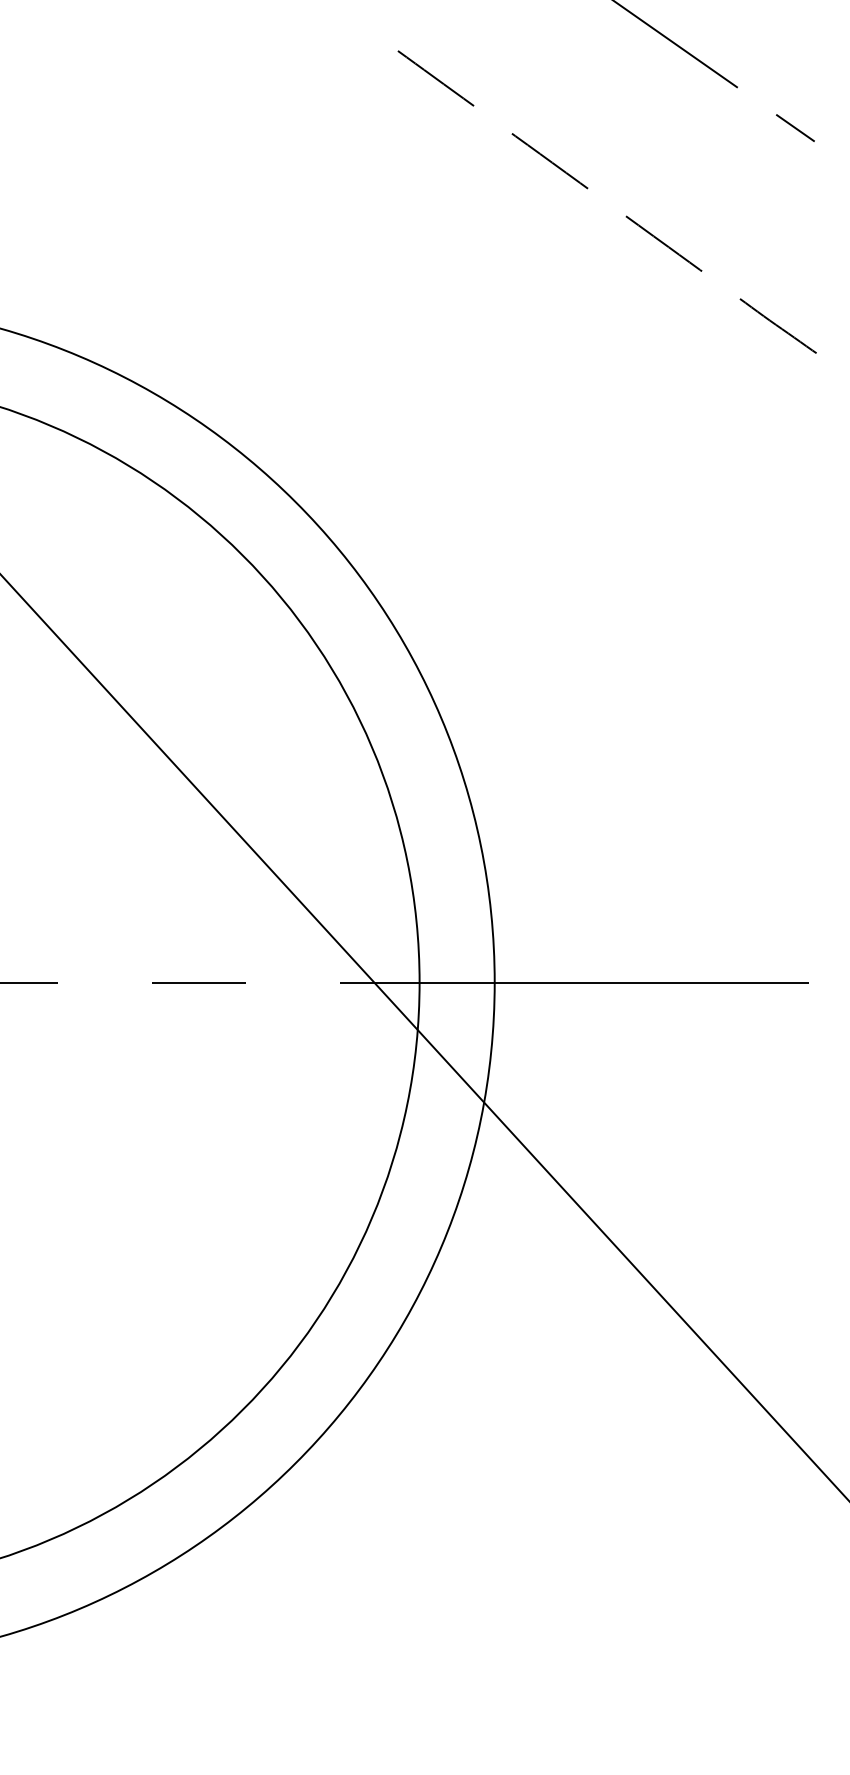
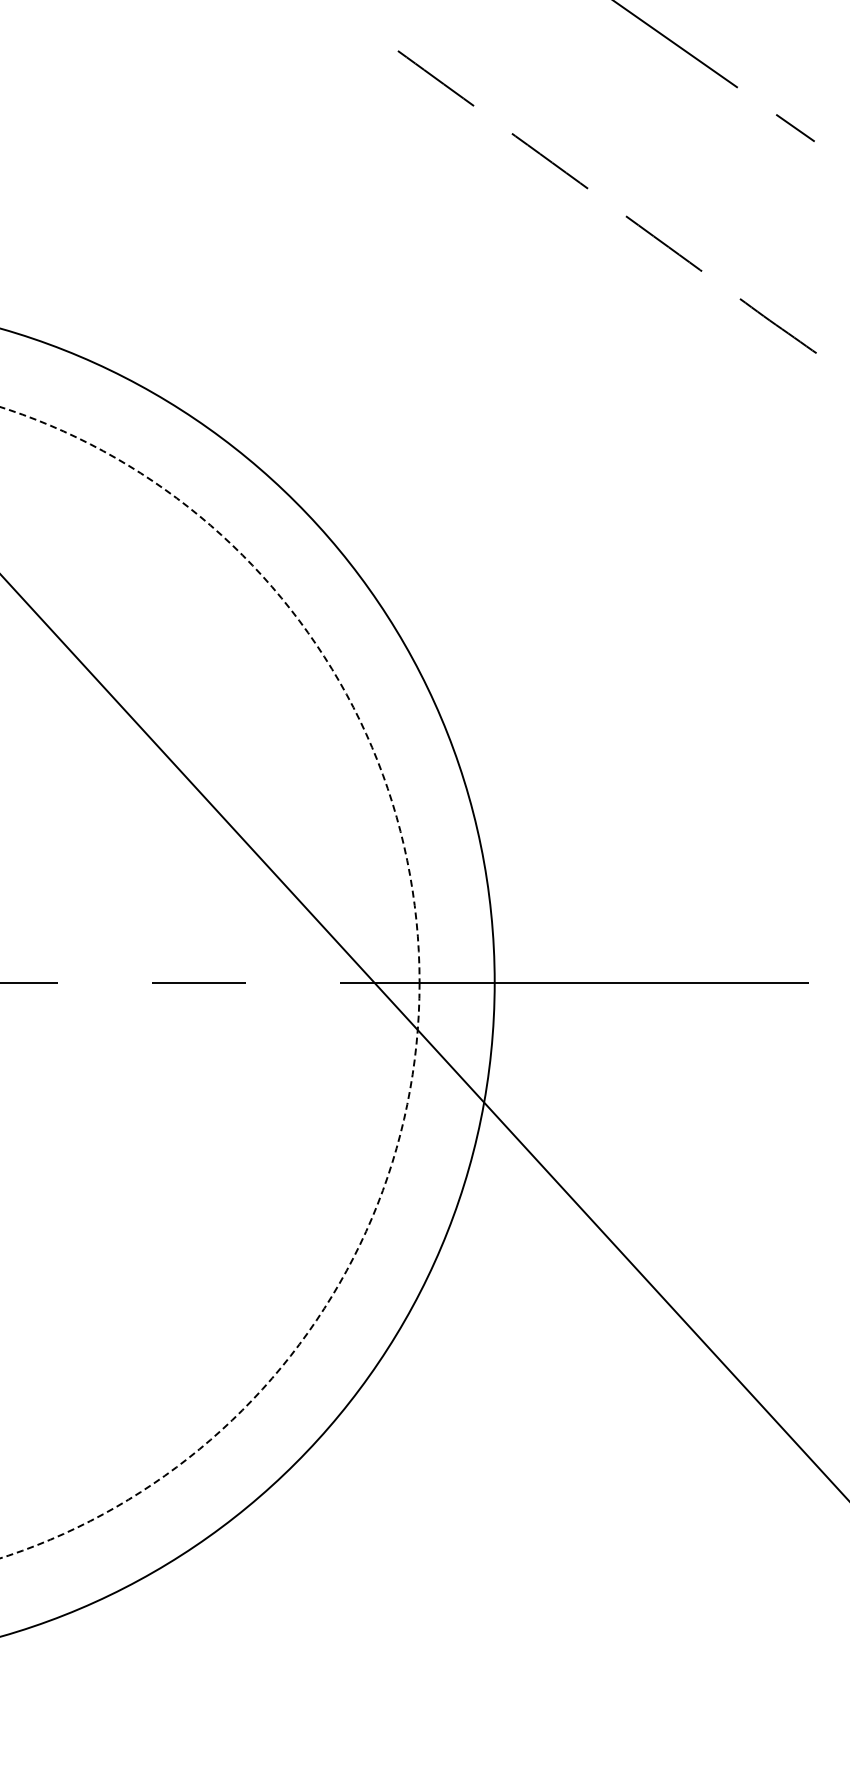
circle: solid -> dashed (209, 982)
